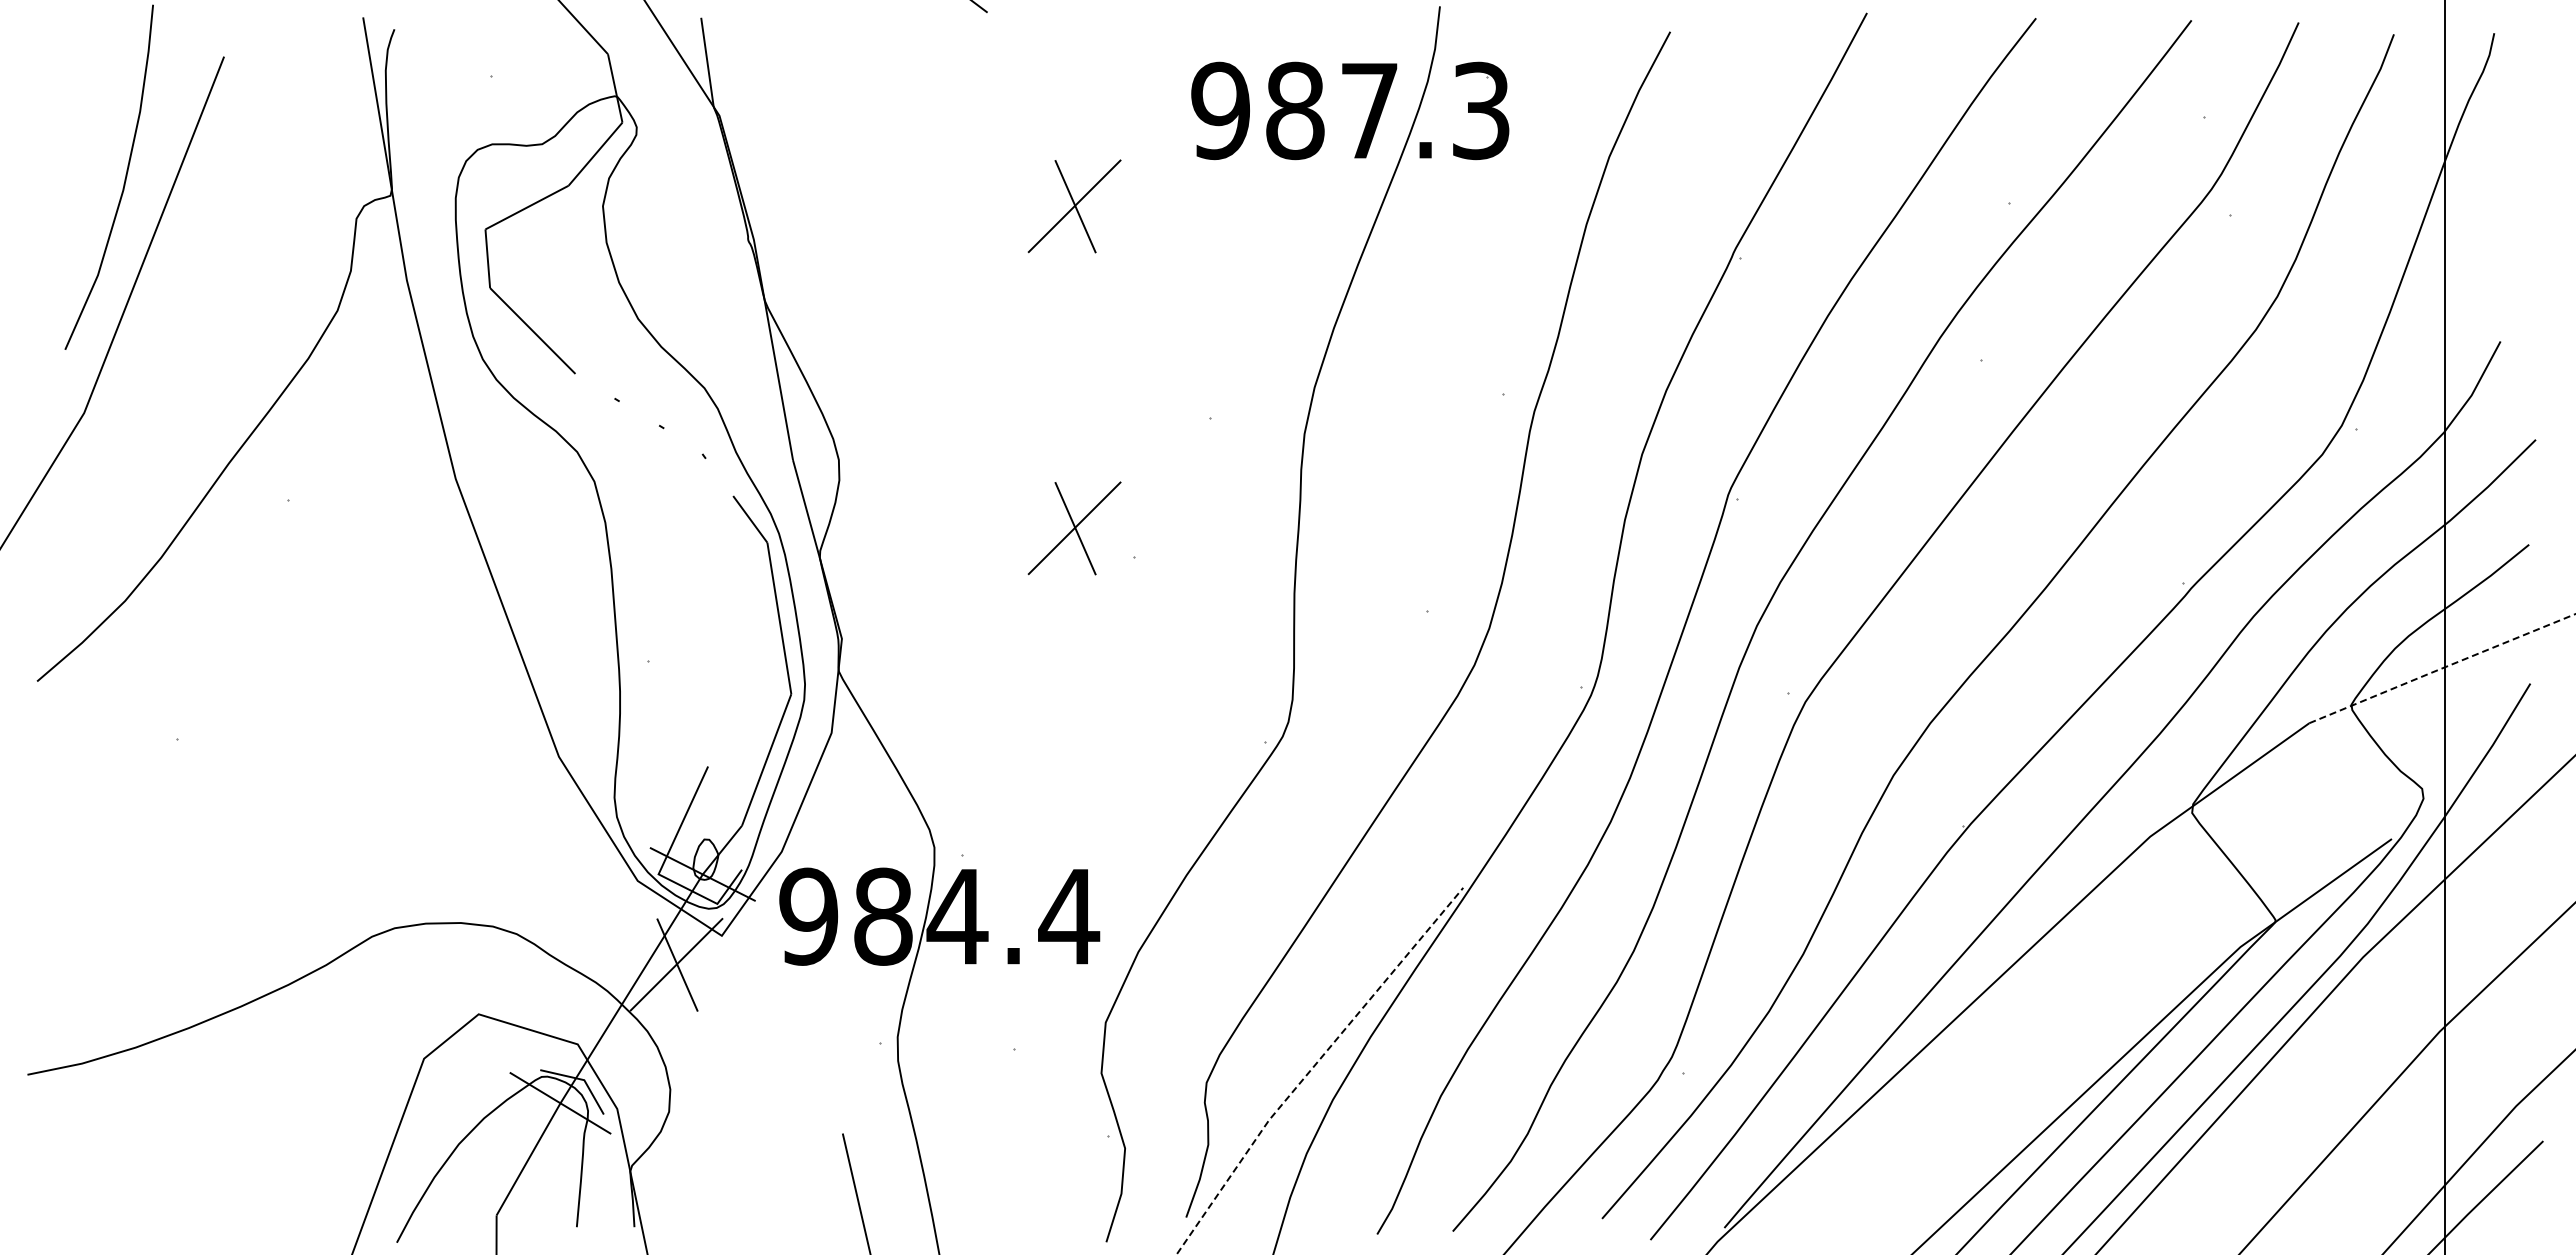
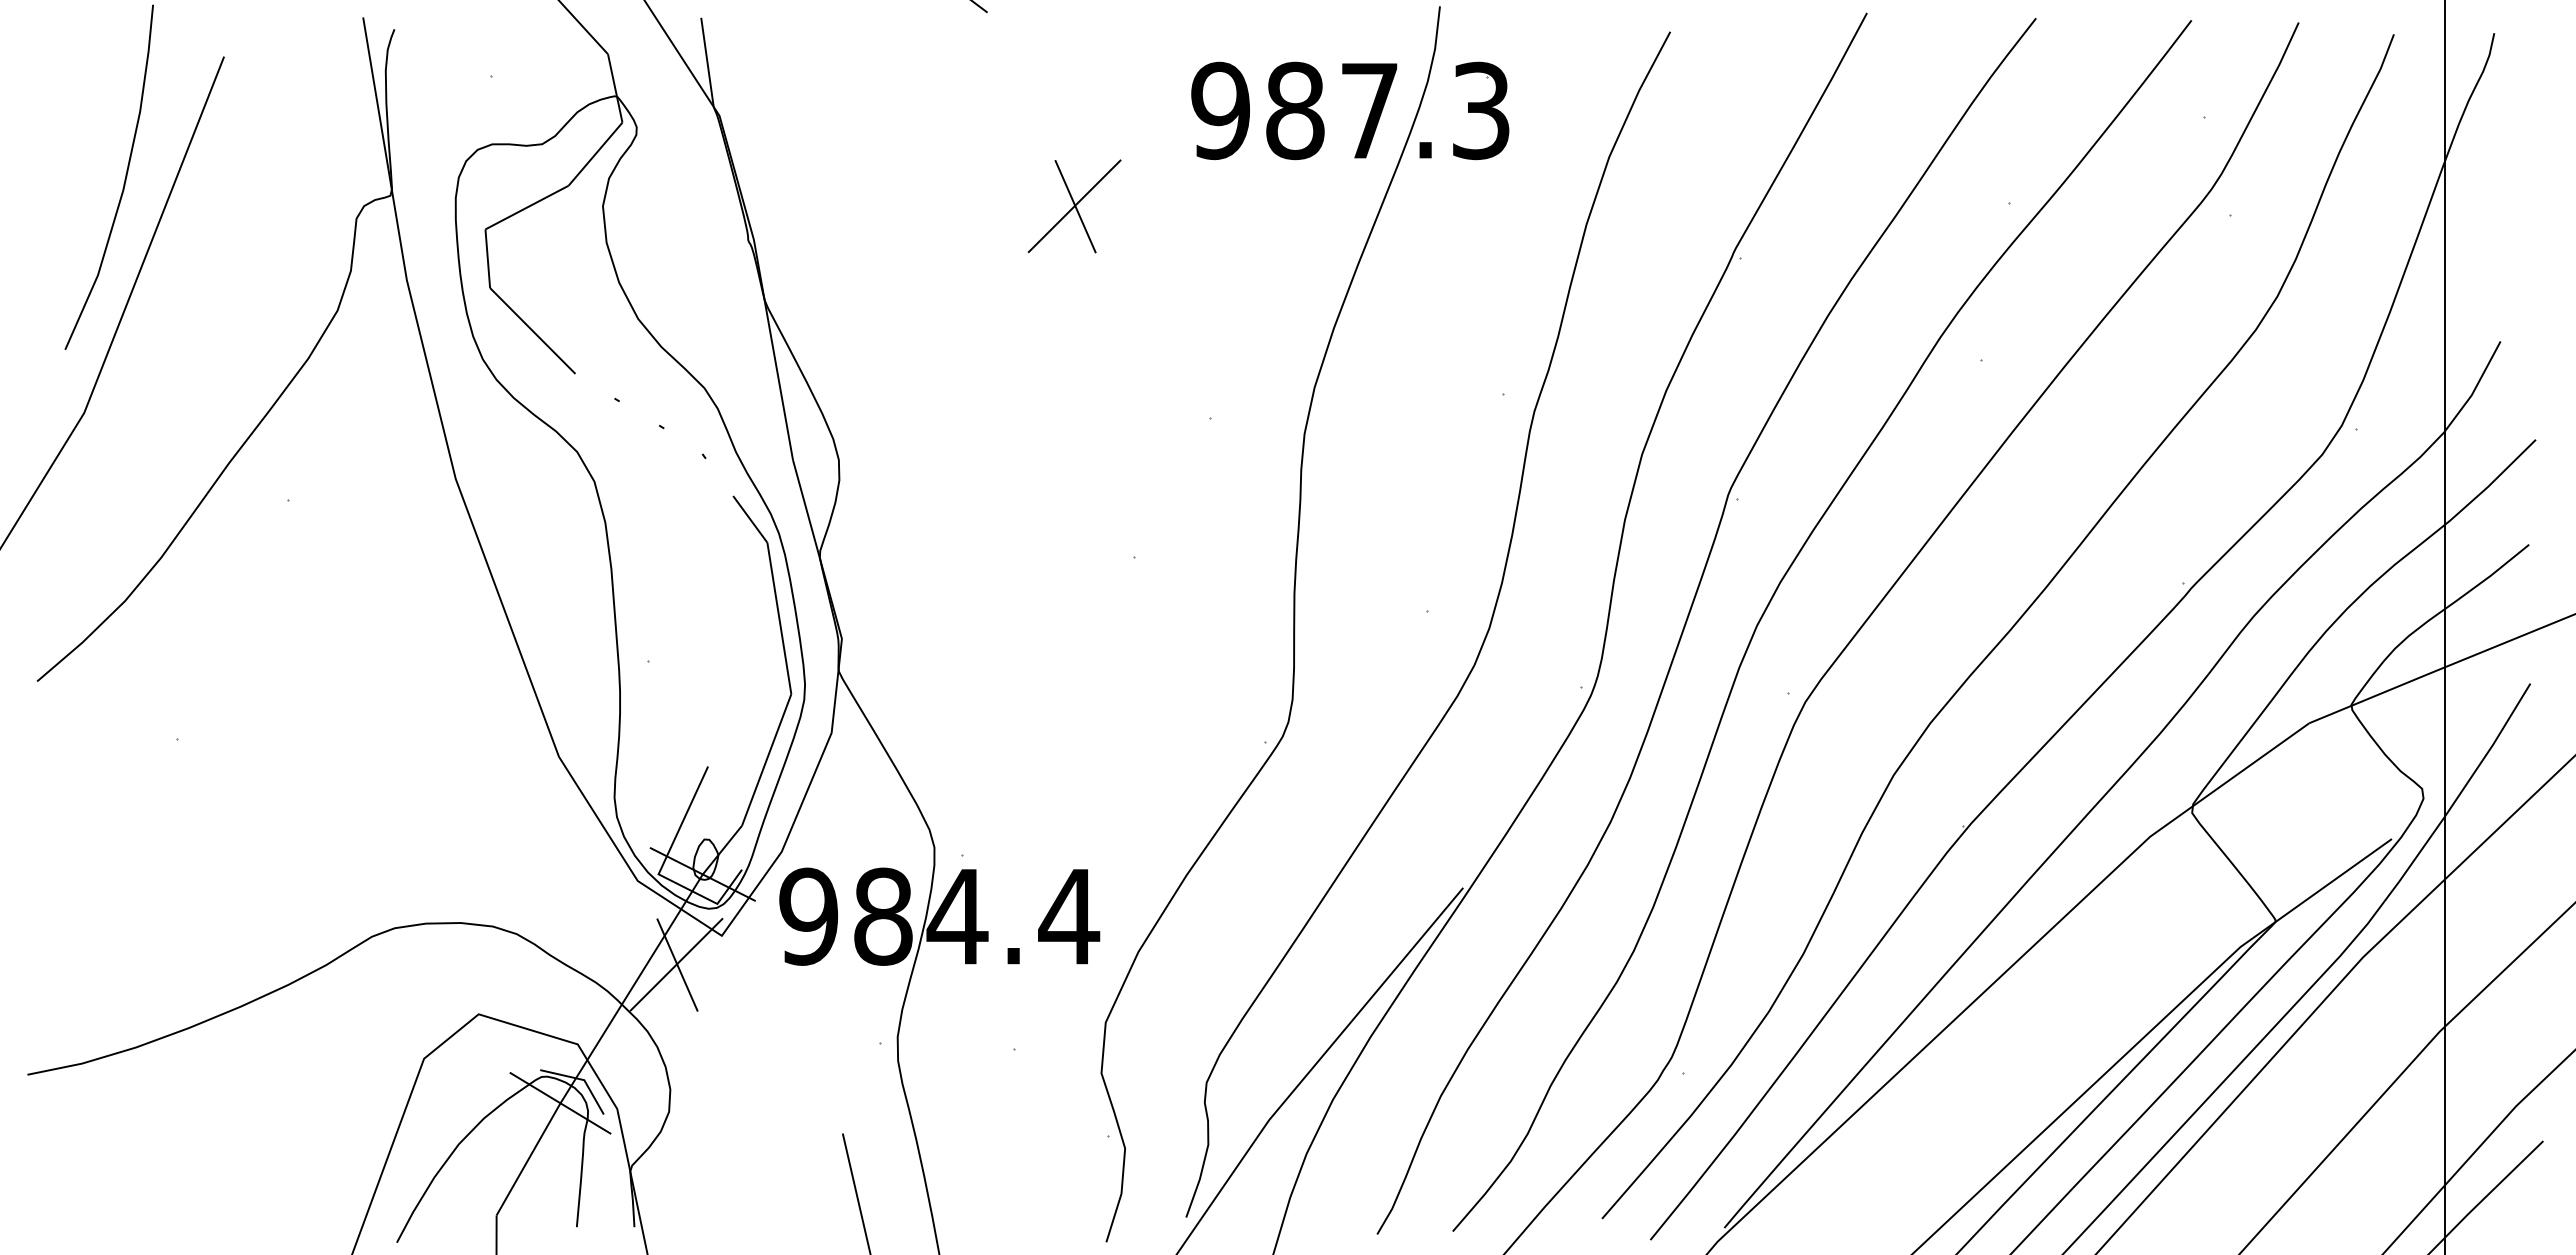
part: present -> none (1074, 528)
line: dashed -> solid (2442, 668)
line: dashed -> solid (1313, 1067)
